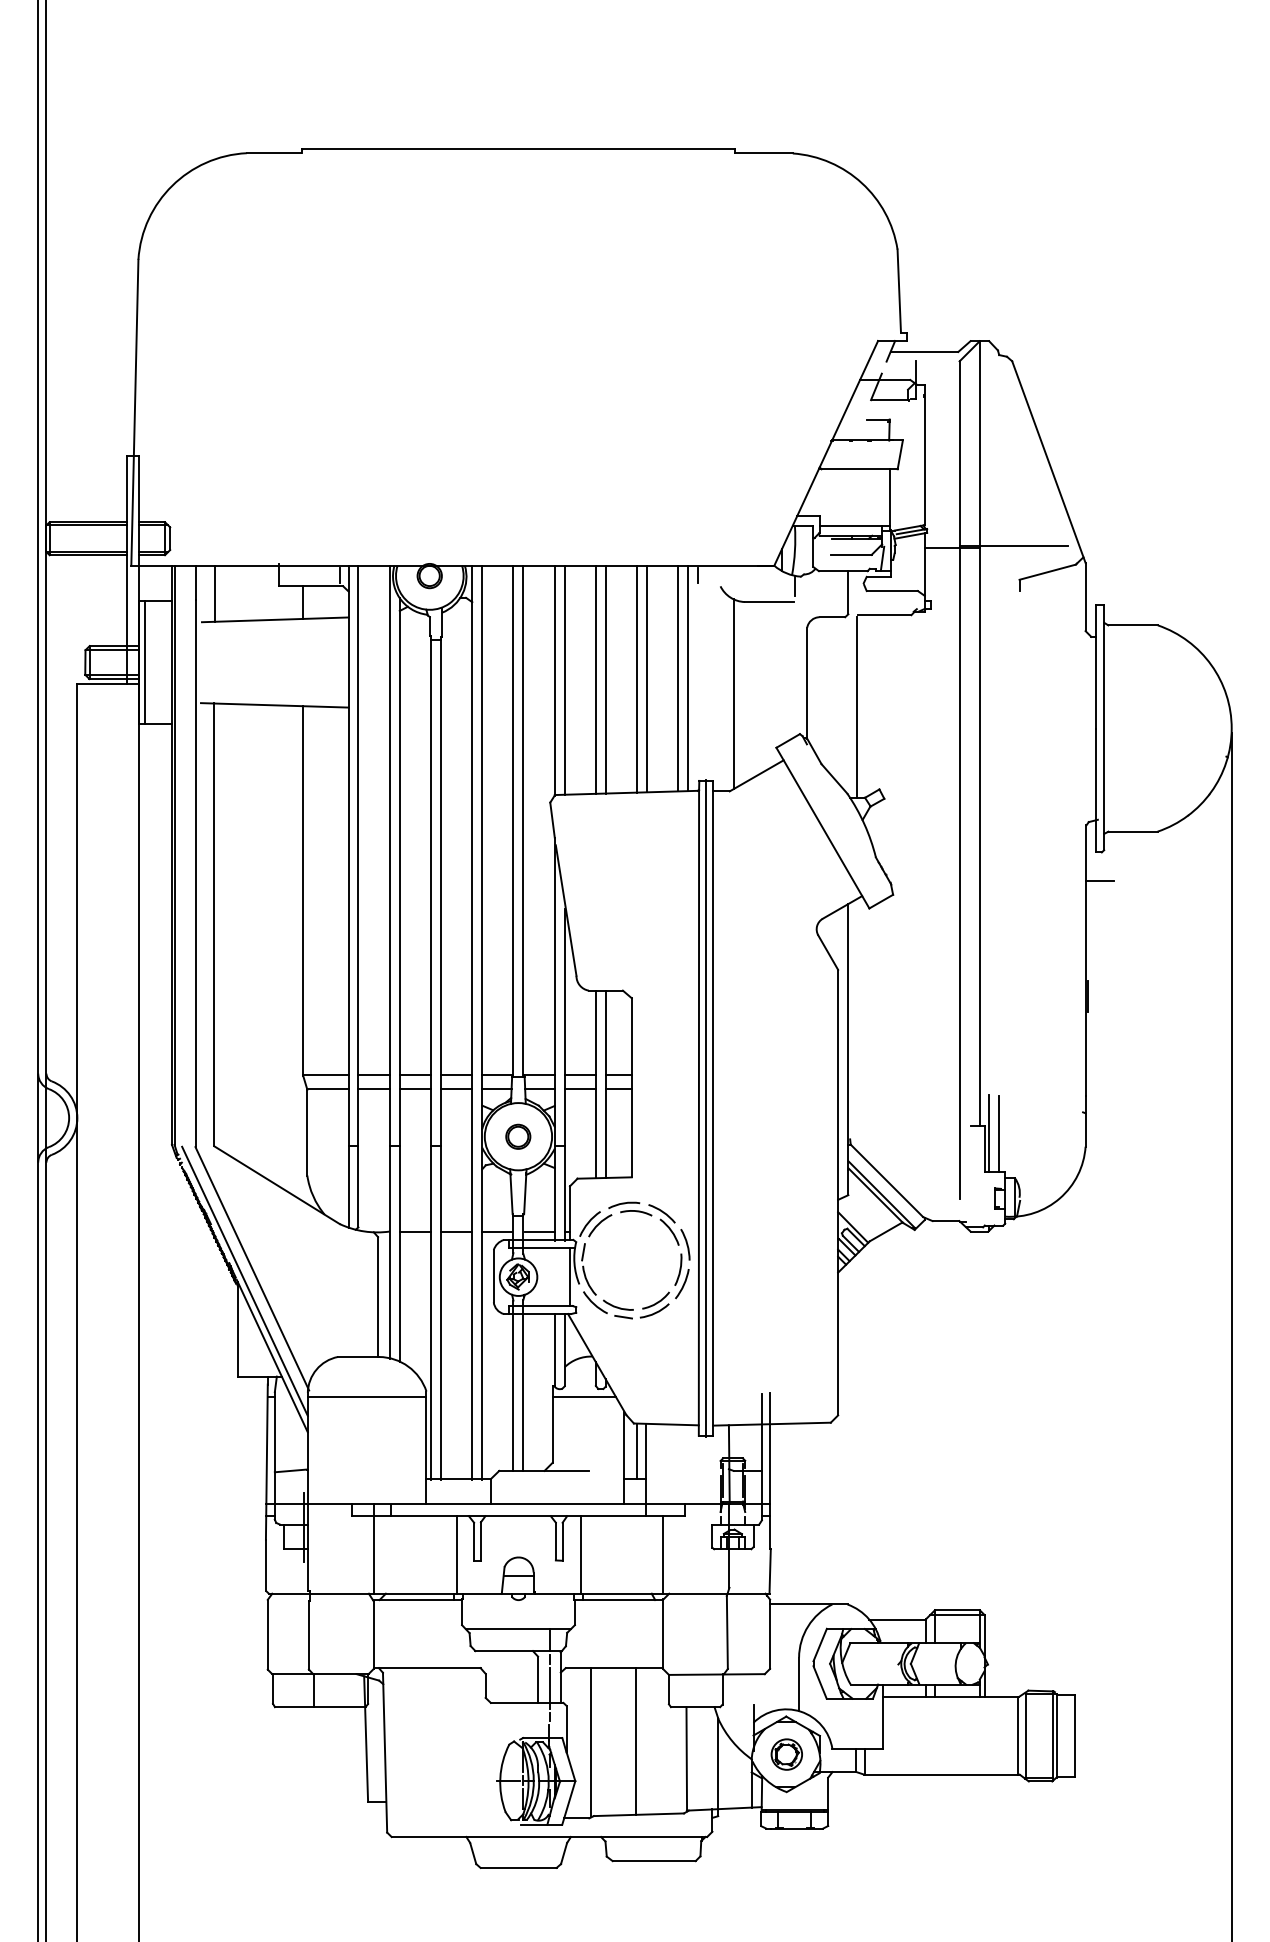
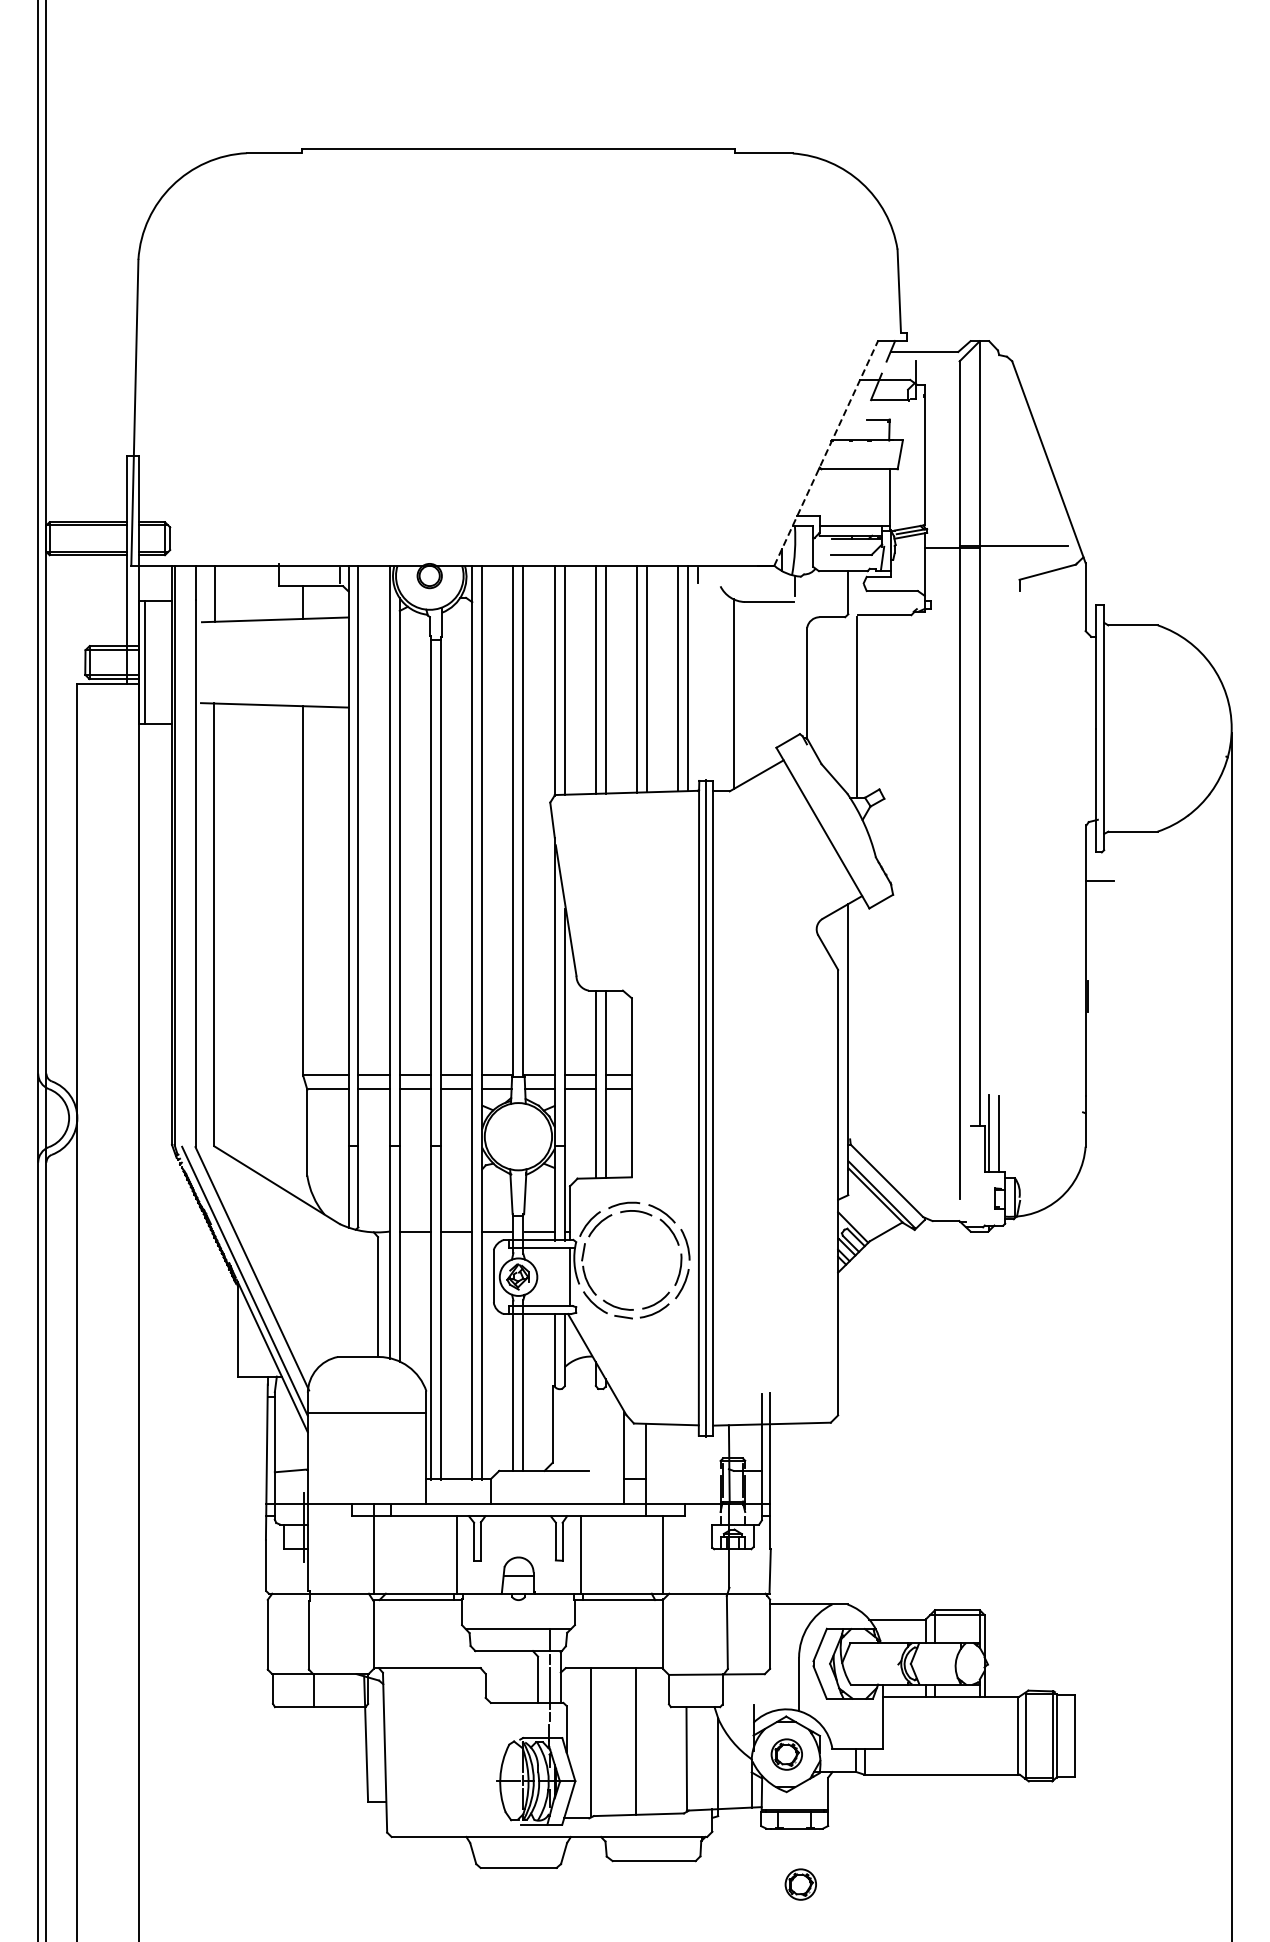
line: solid -> dashed (826, 453)
part: present -> none (518, 1136)
line position: (366, 1396) -> (366, 1412) (366, 1412)
line: present -> none (583, 1396)
line: present -> none (637, 1451)
part: none -> present (800, 1884)
